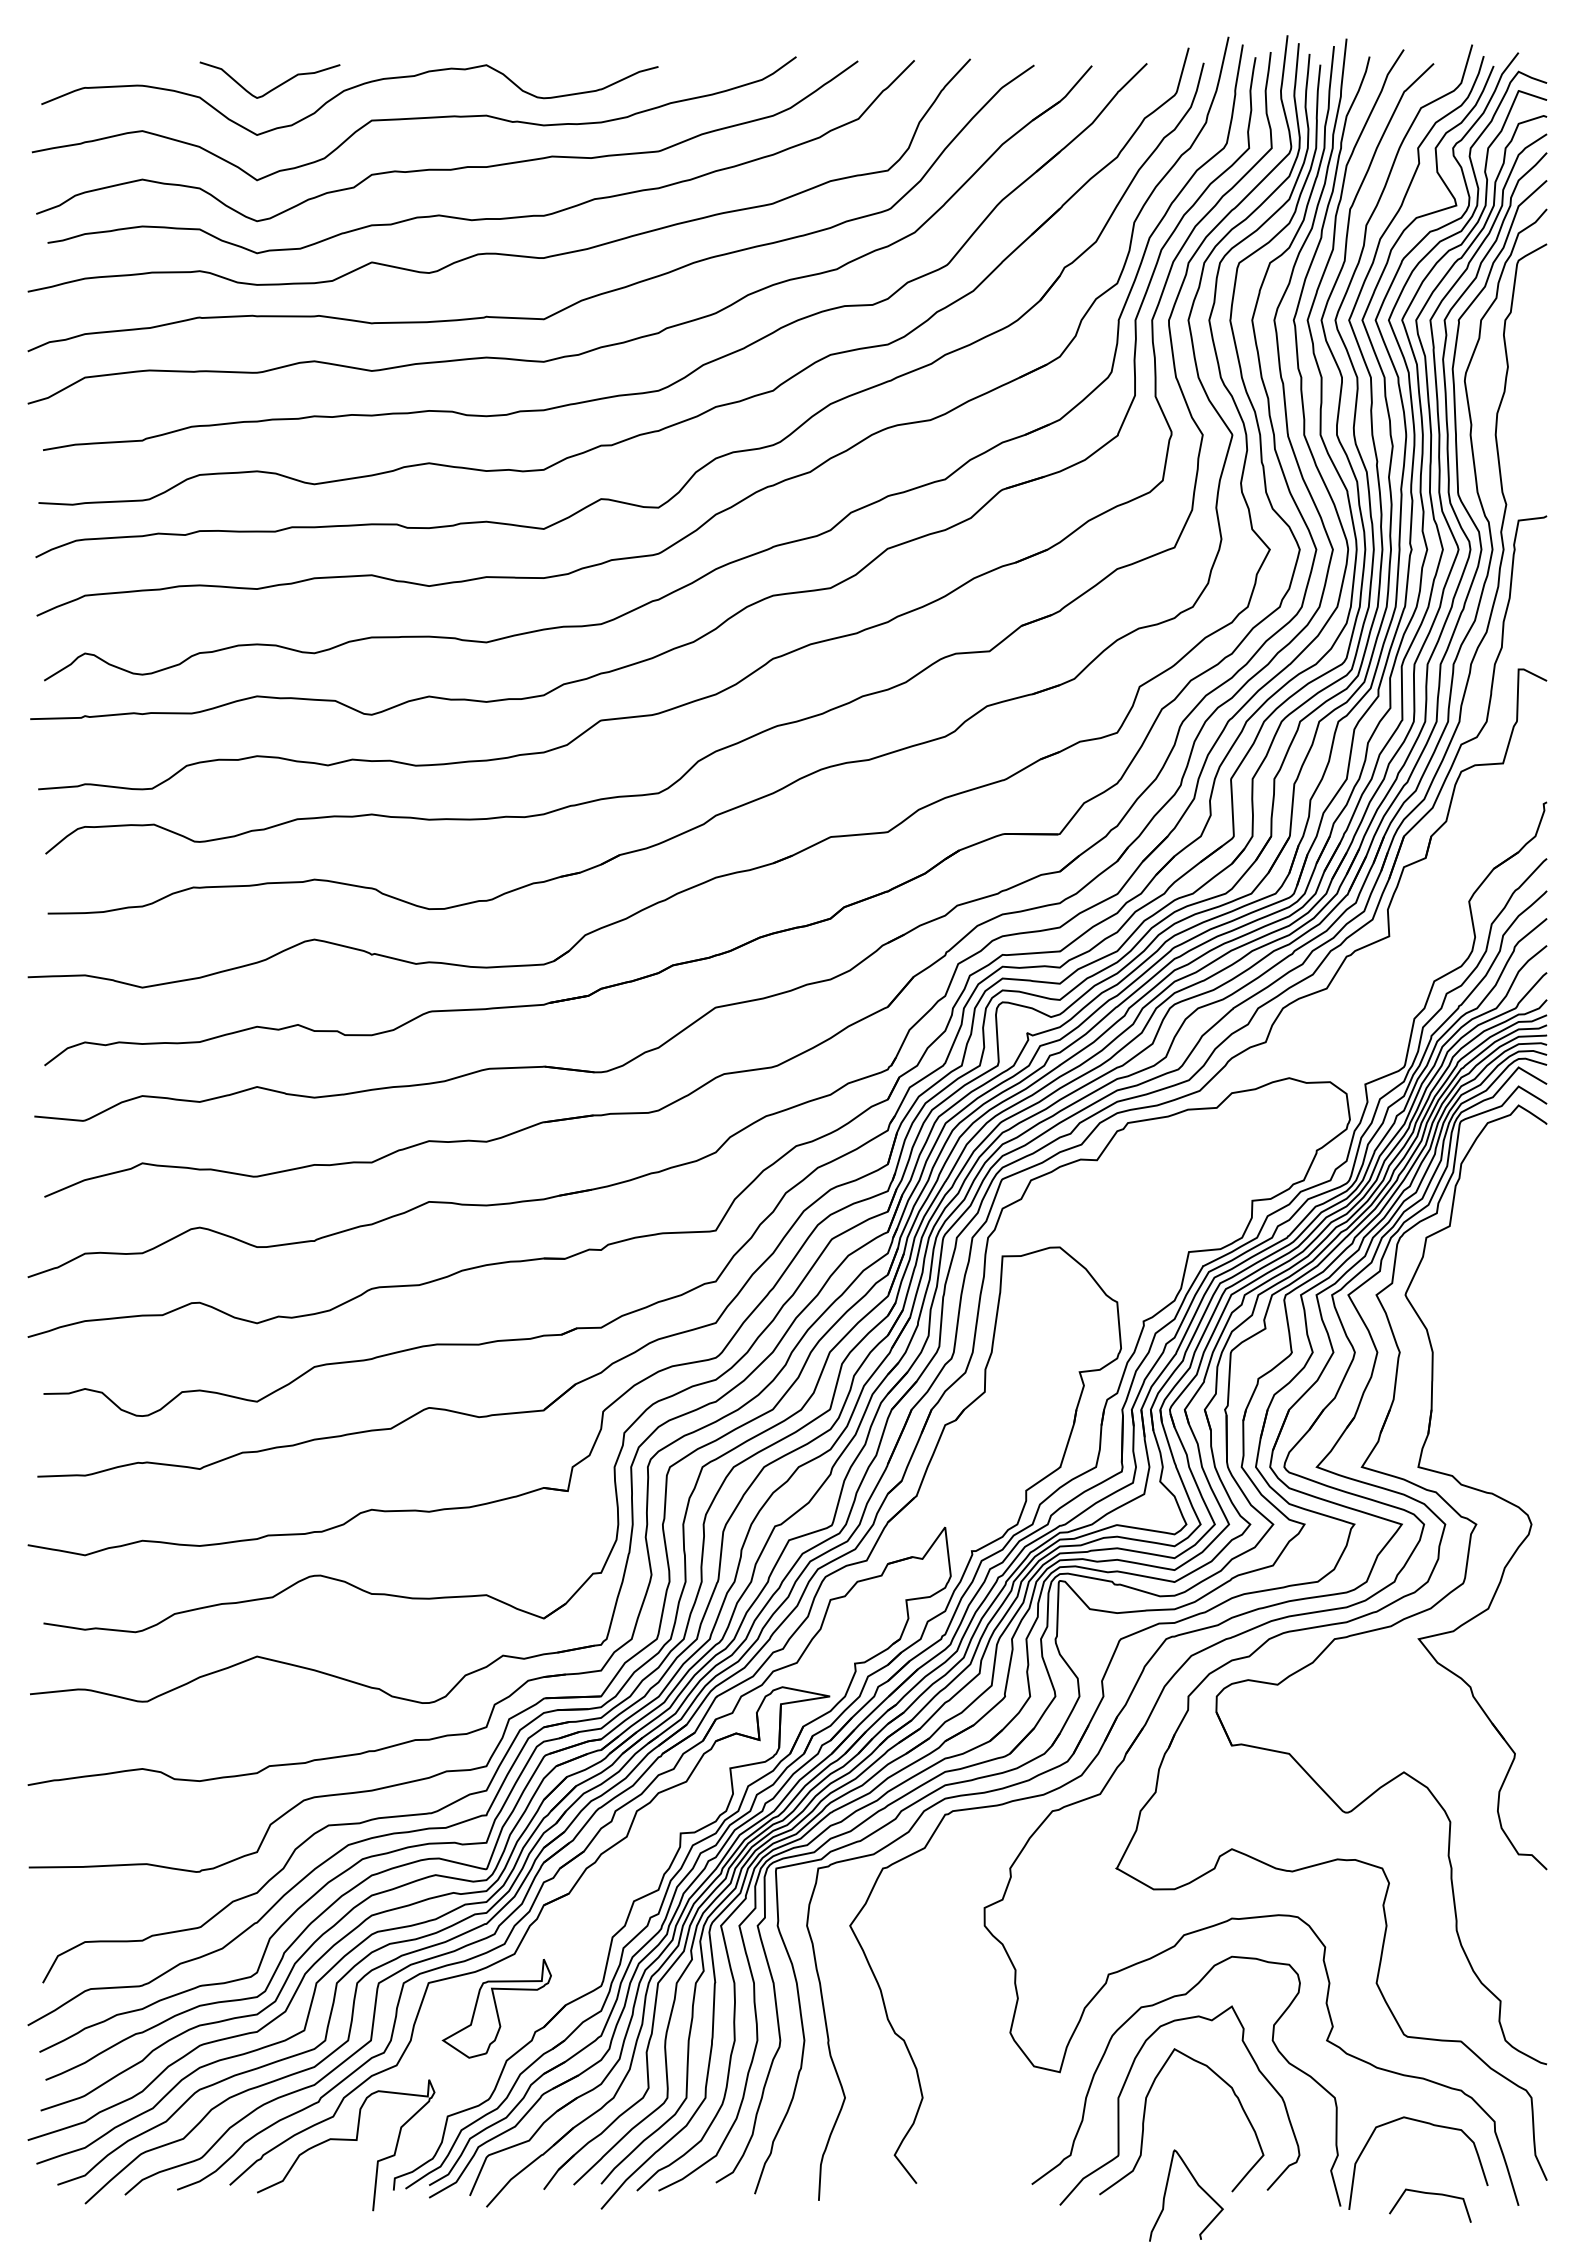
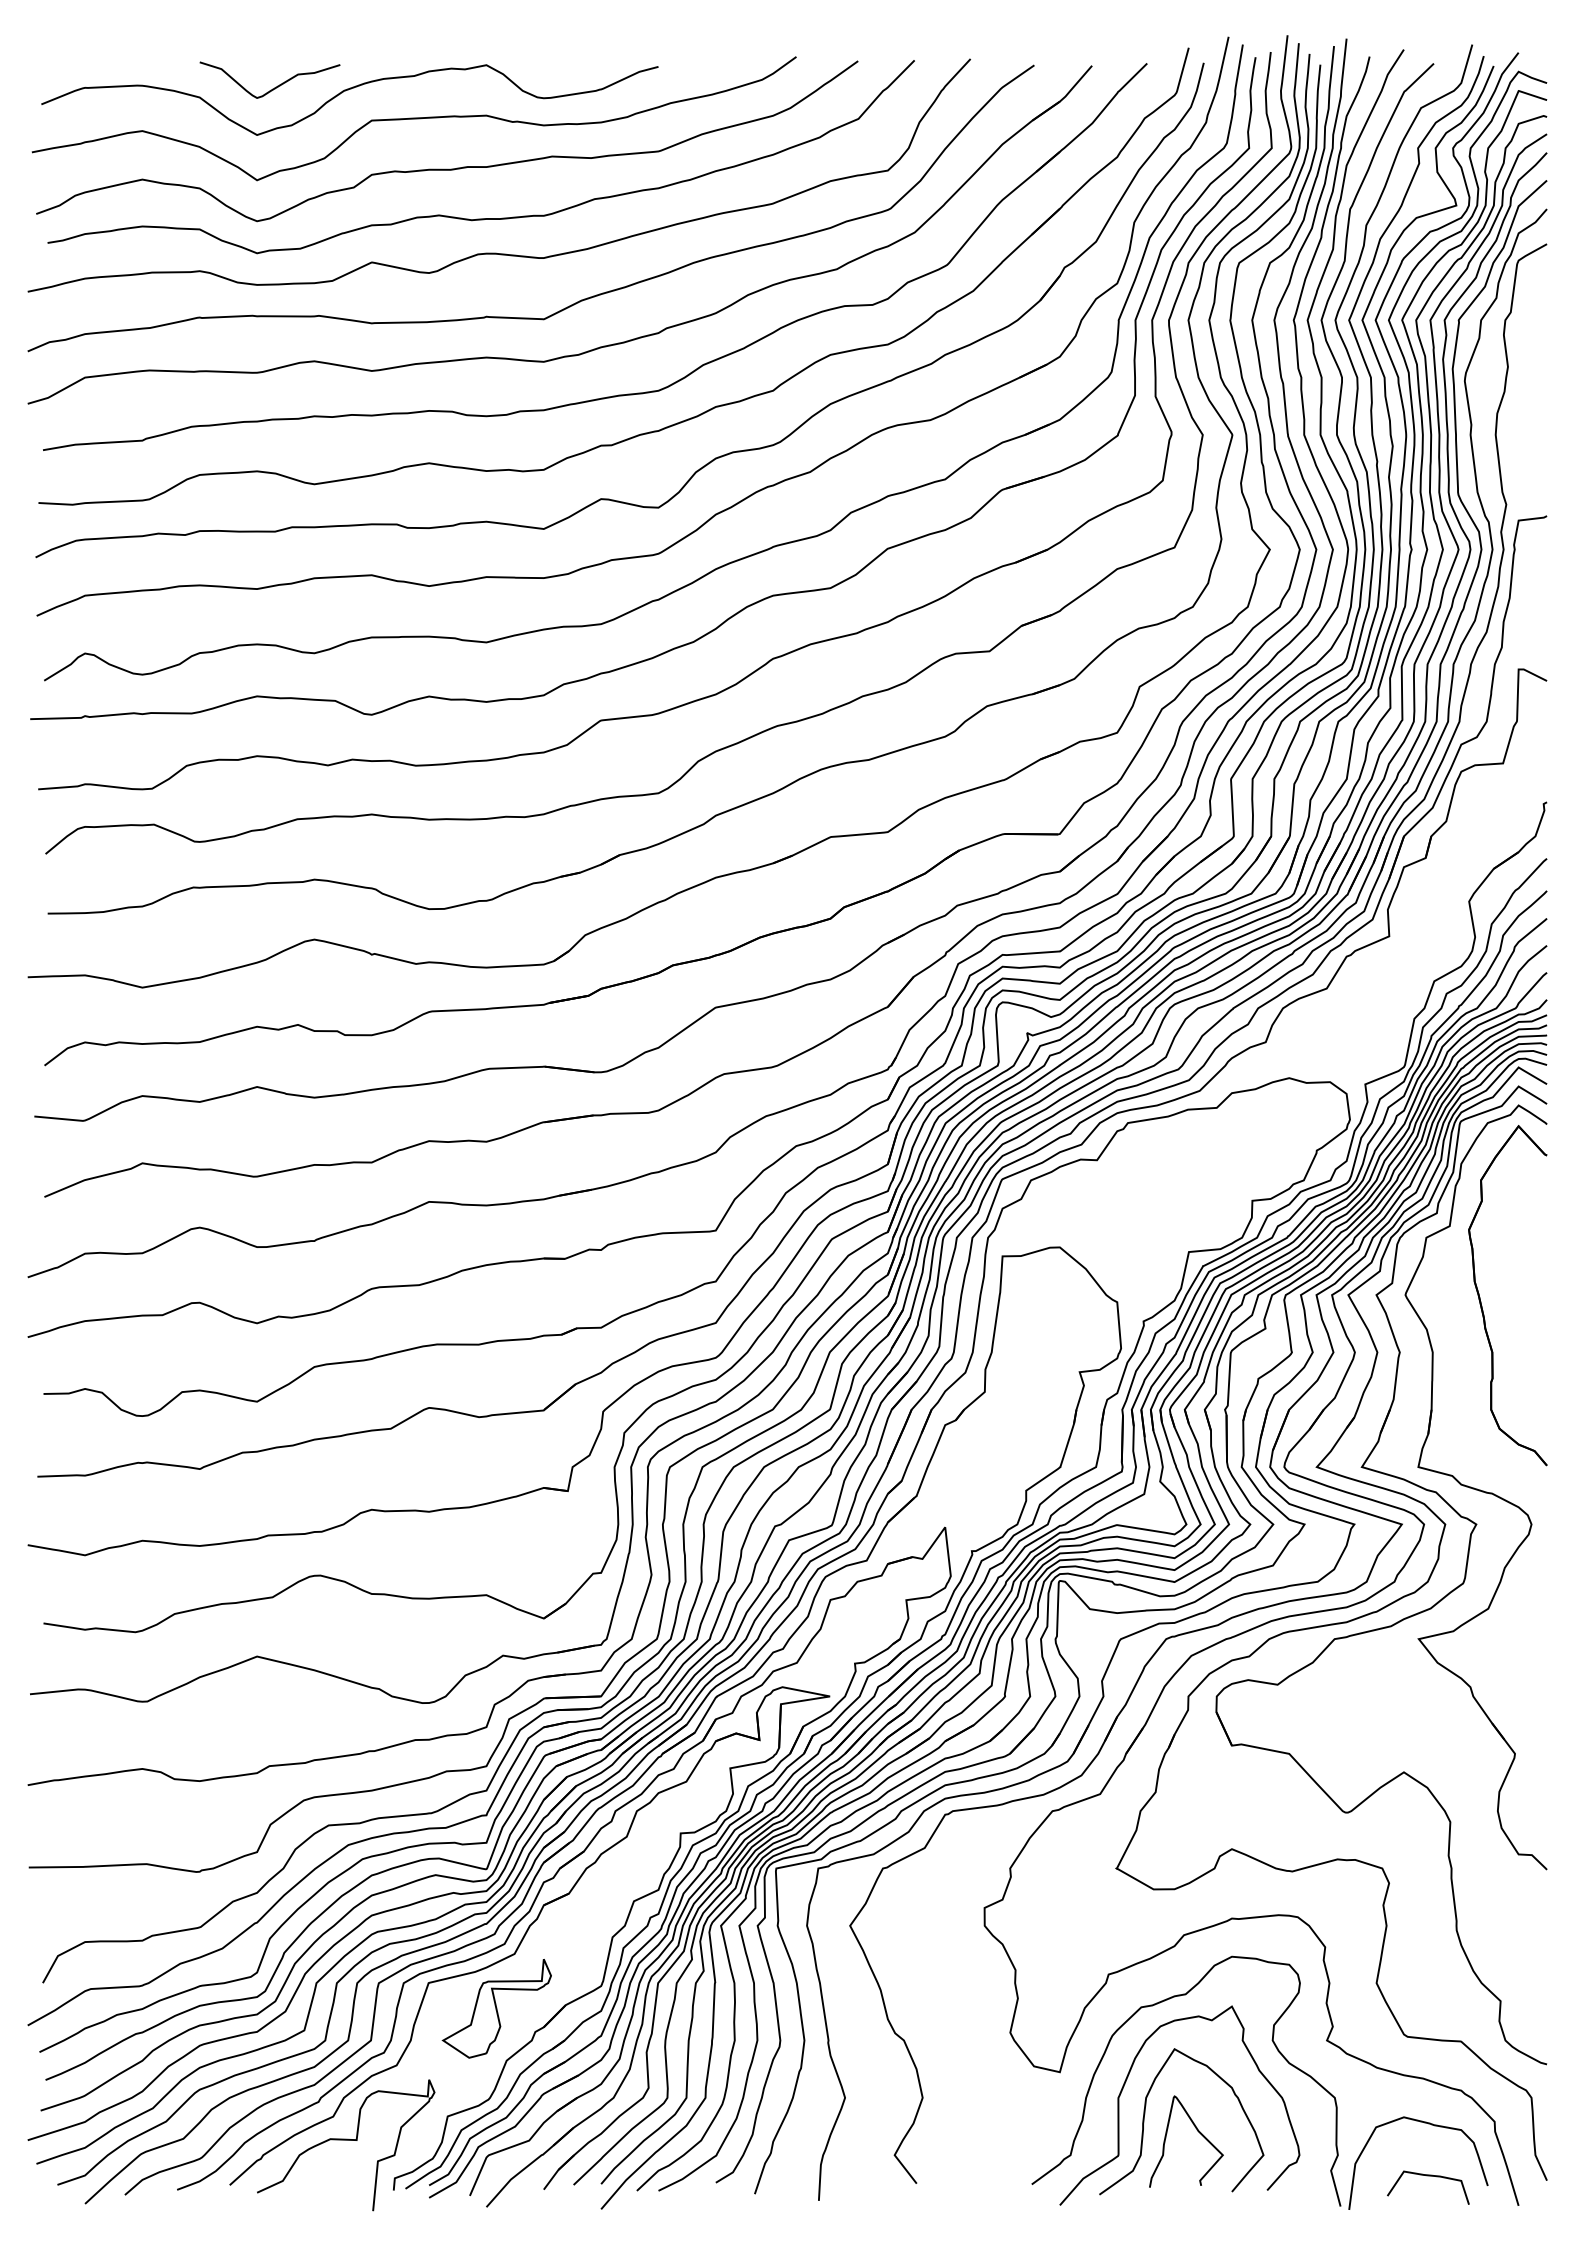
part: none -> present (1481, 1301)
curve position: (1197, 2185) -> (1197, 2131) (1197, 2131)
curve position: (1430, 2194) -> (1428, 2176) (1428, 2176)
